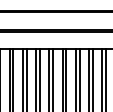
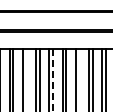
line: present -> none (26, 78)
line: present -> none (79, 78)
line: solid -> dashed (53, 81)
